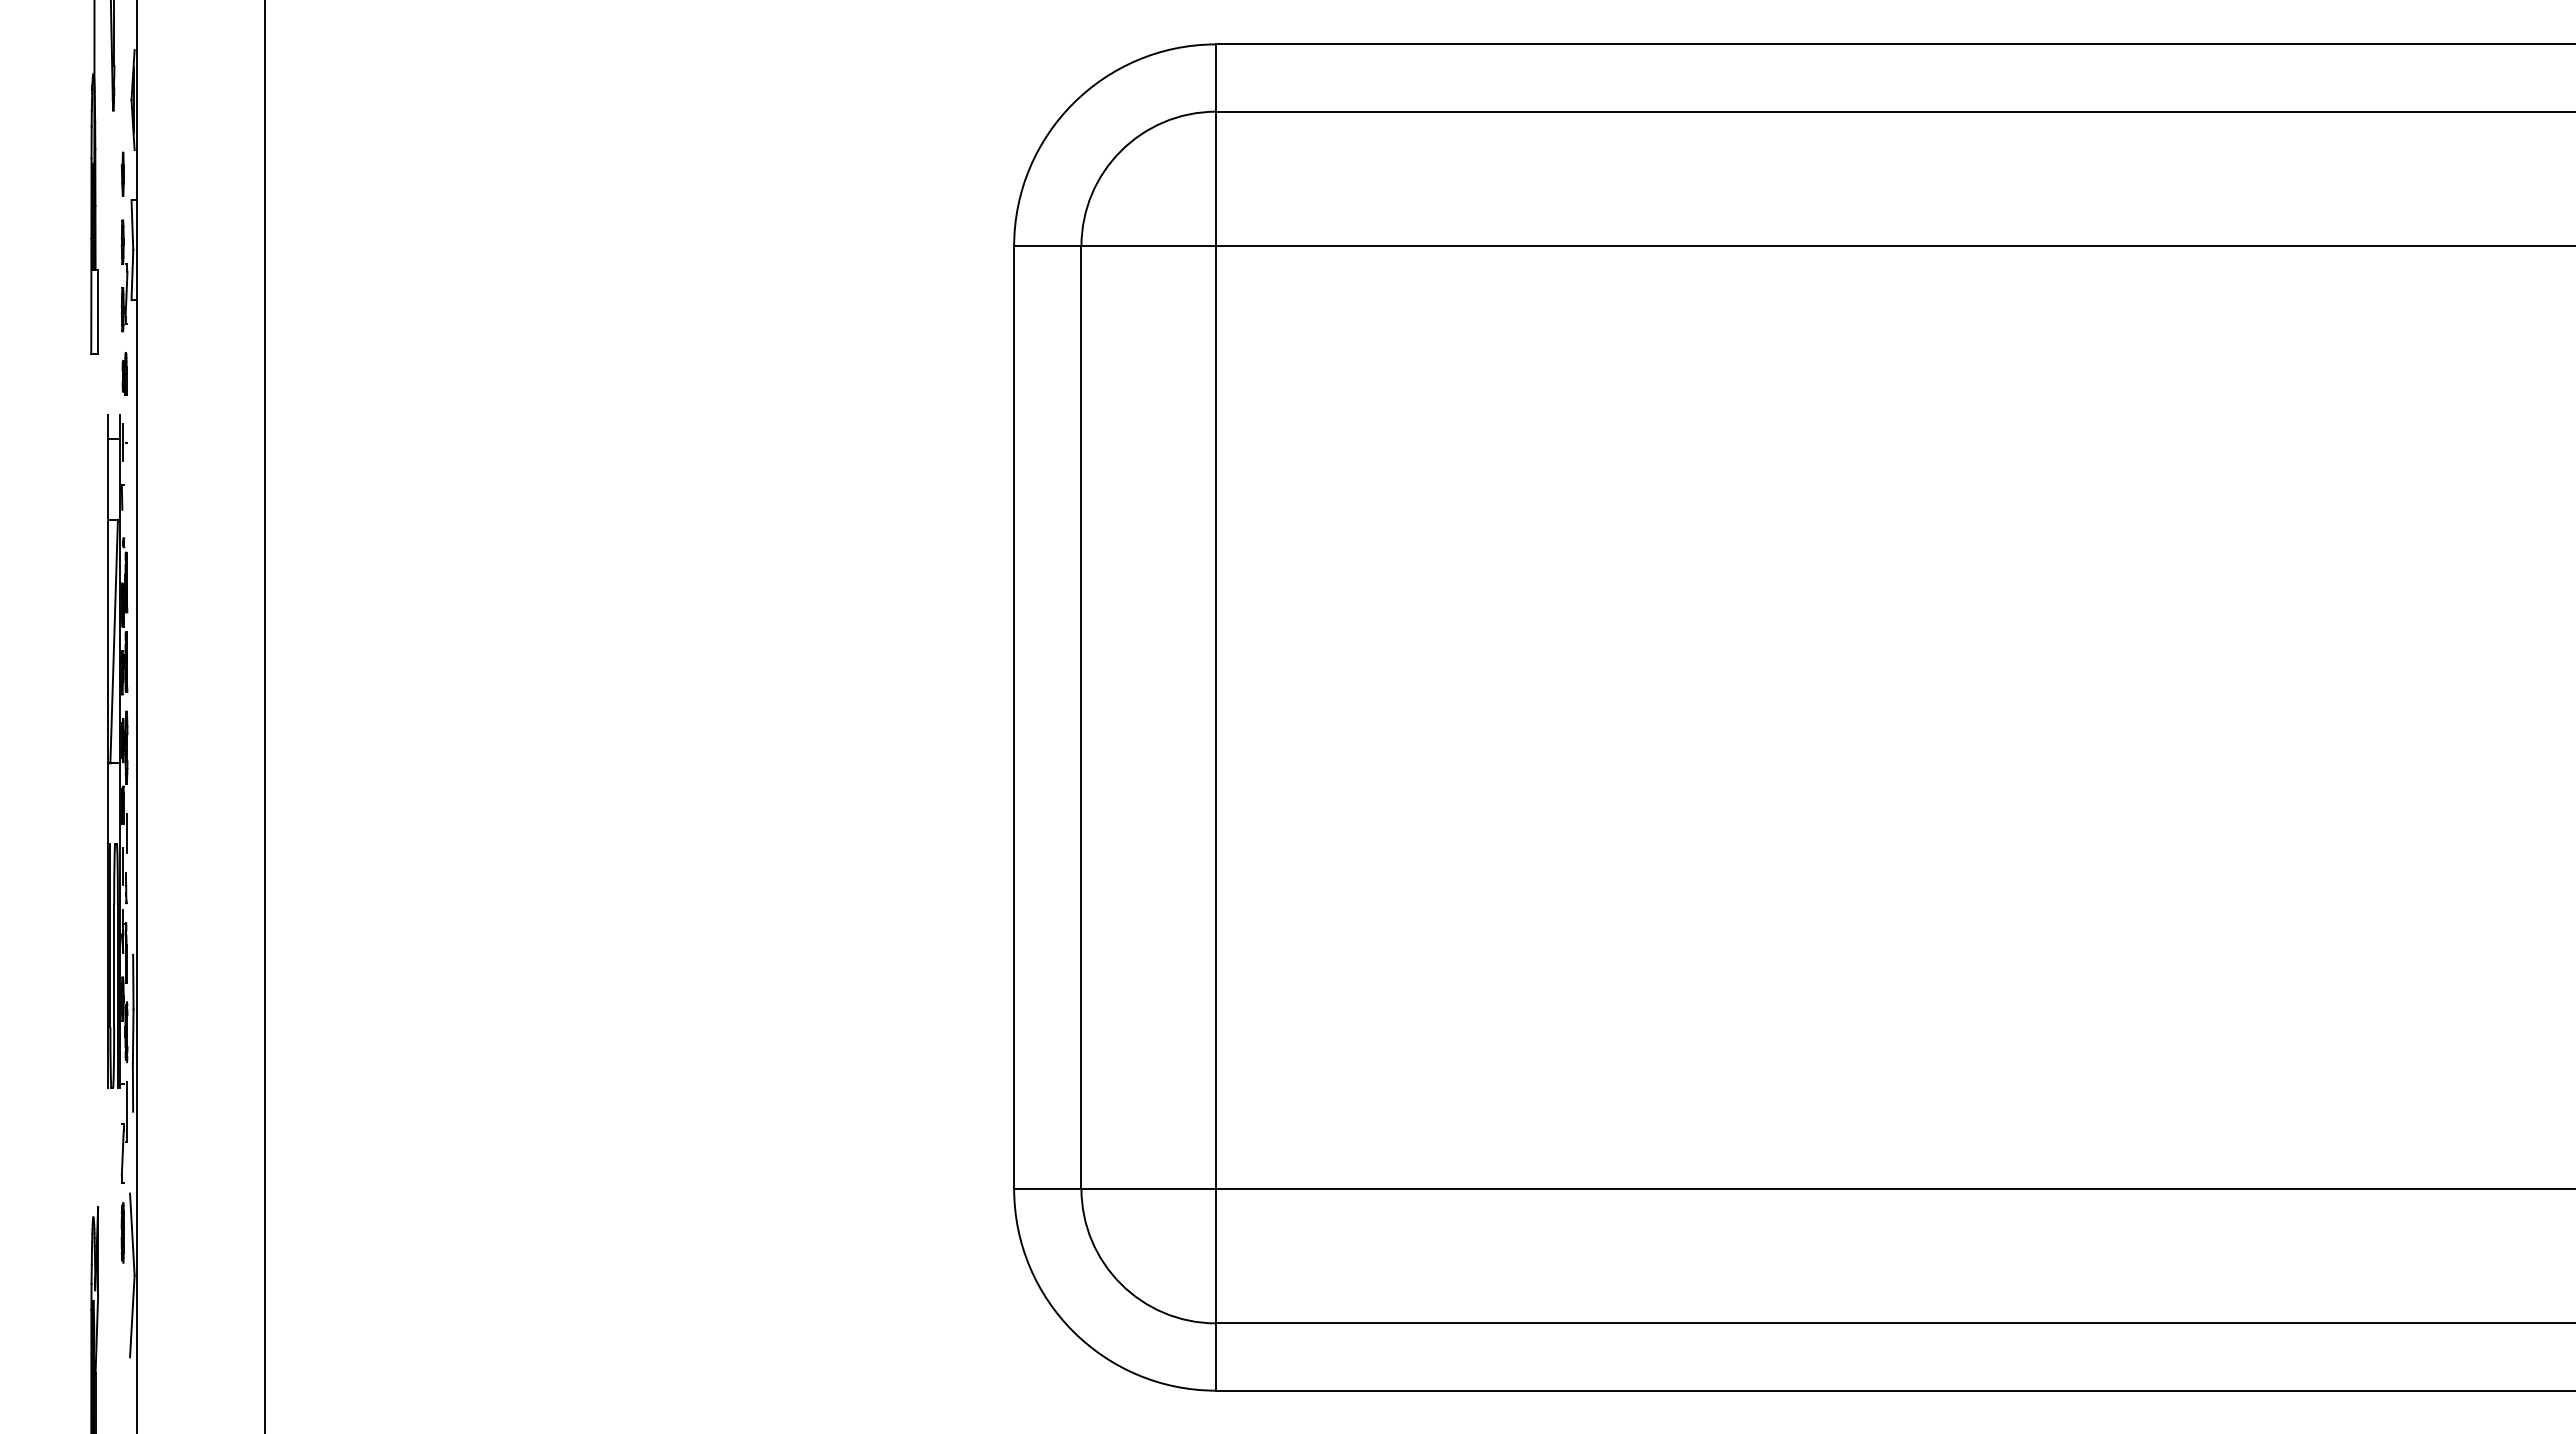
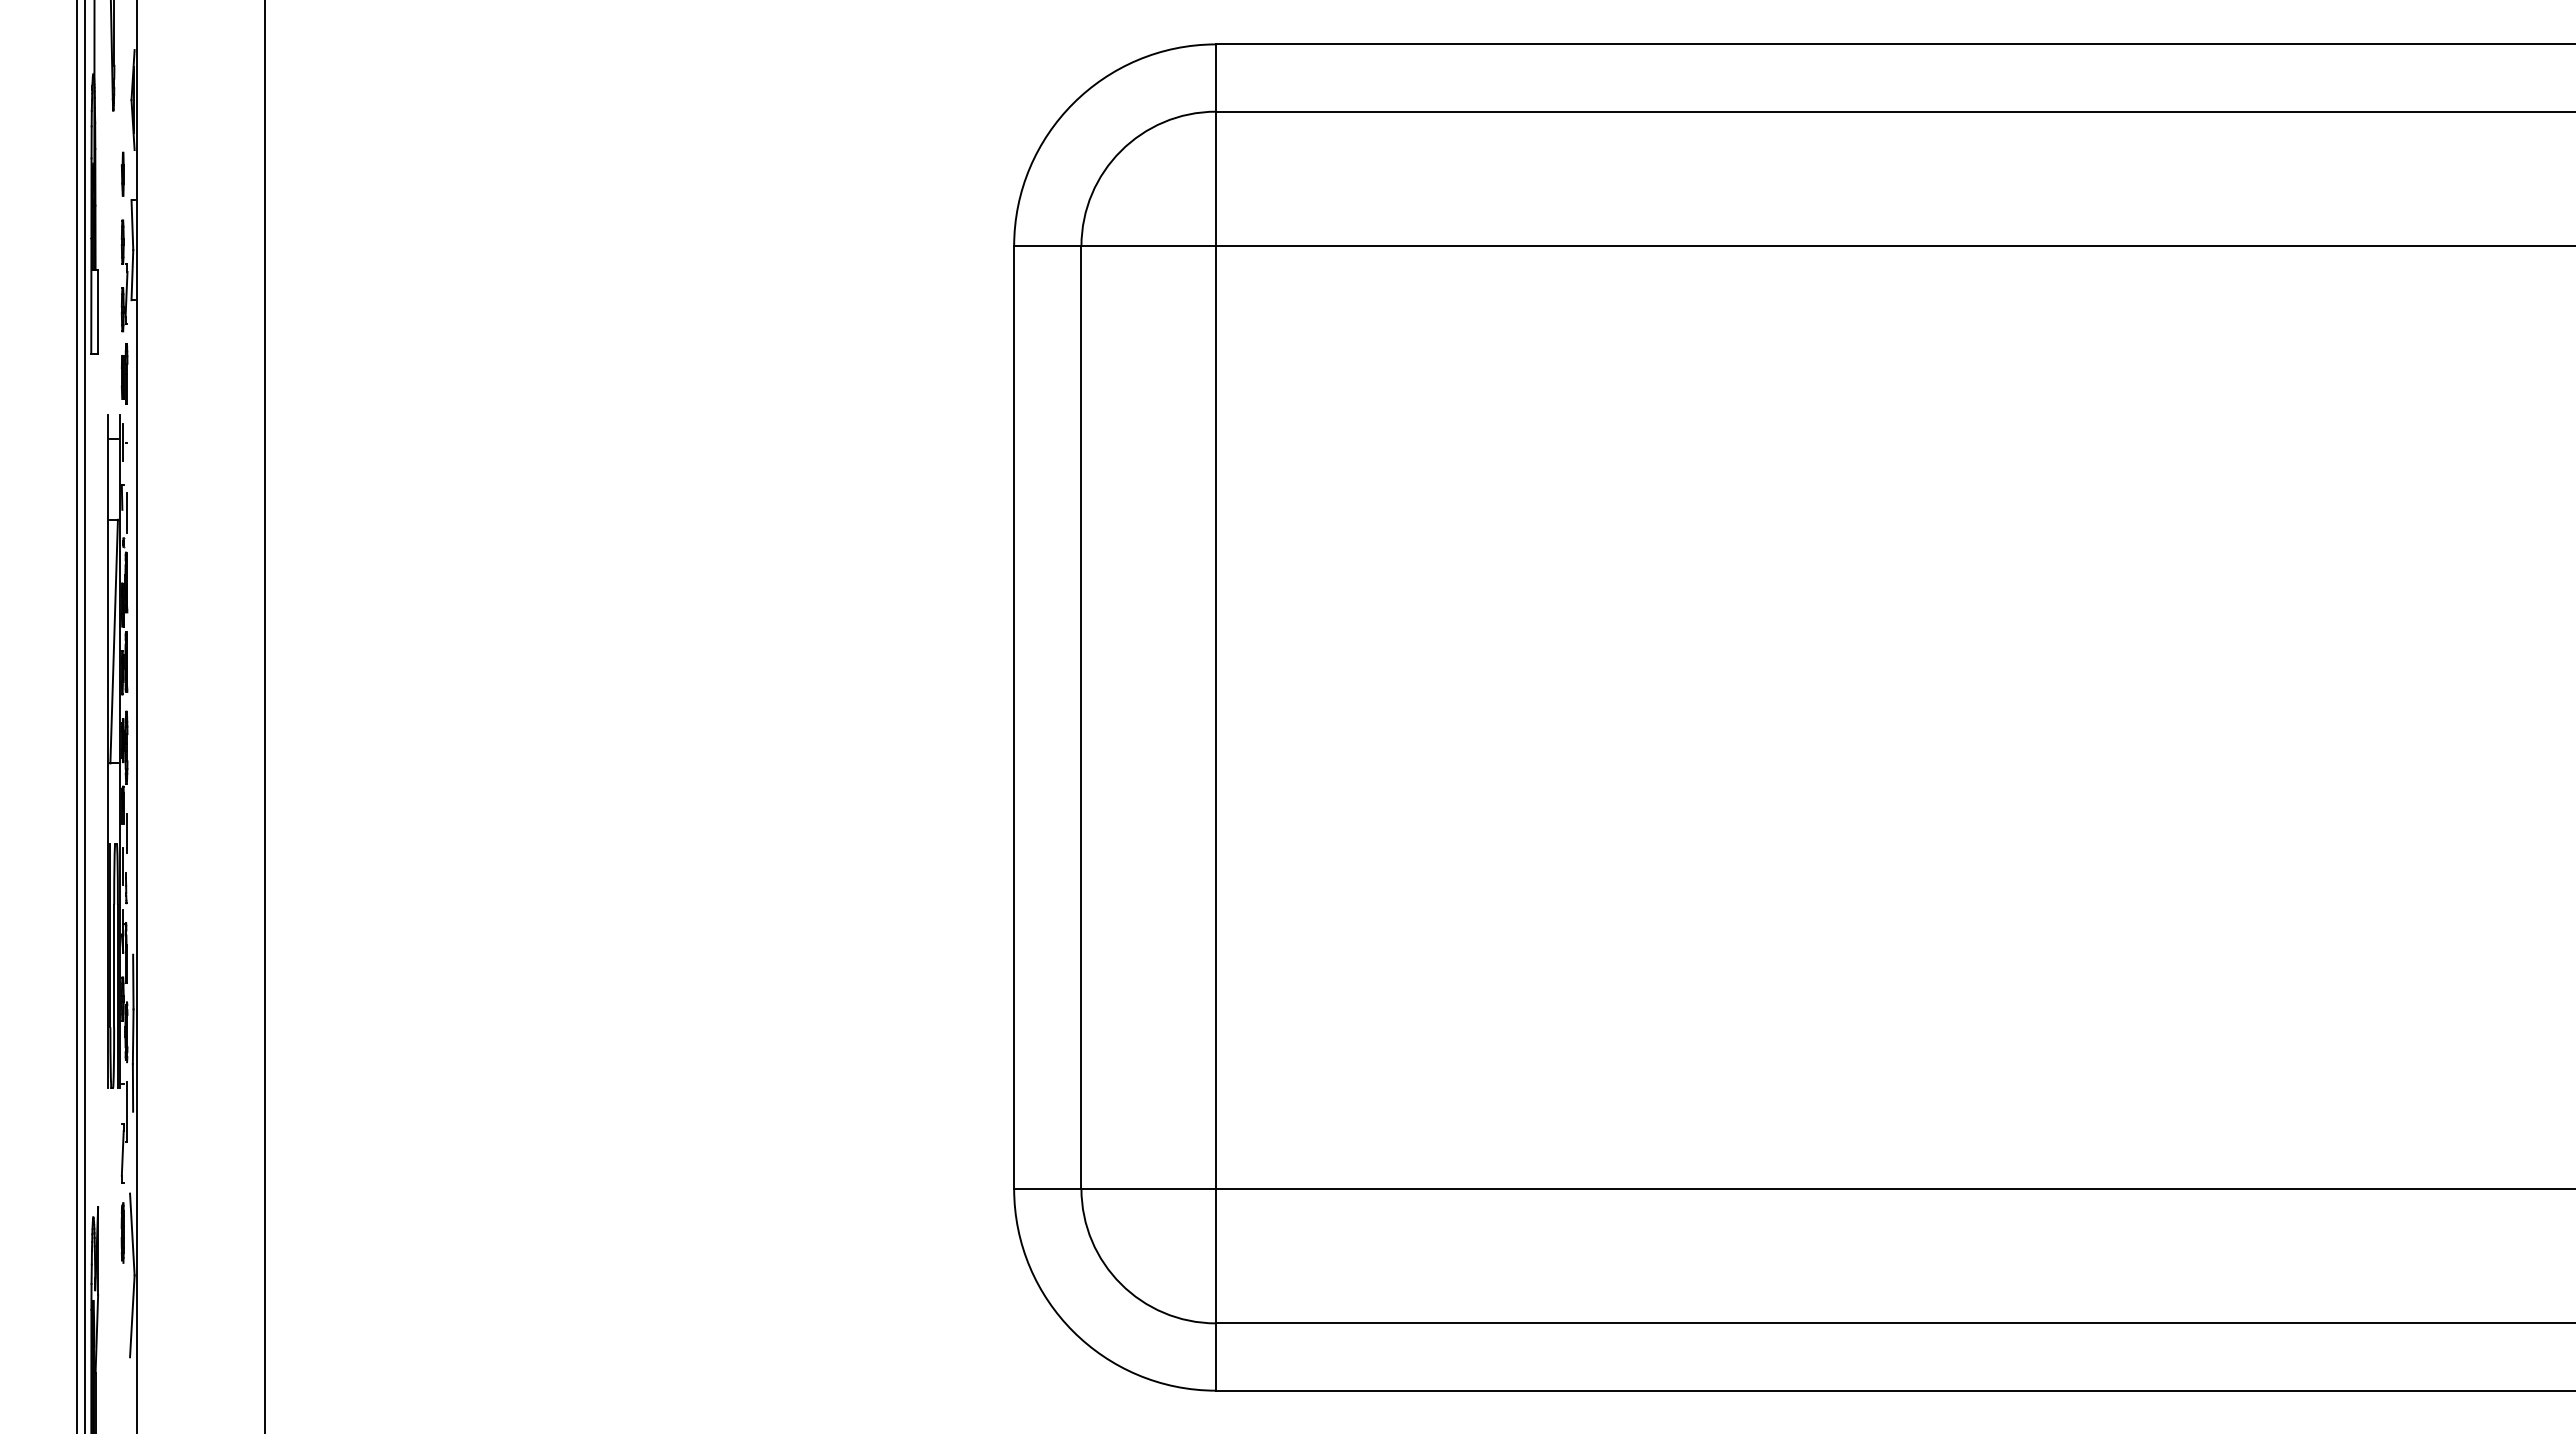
part size: 7x44 px -> 9x62 px (124, 373)
line: none -> present (126, 512)
line: none -> present (77, 716)
line: none -> present (85, 716)
